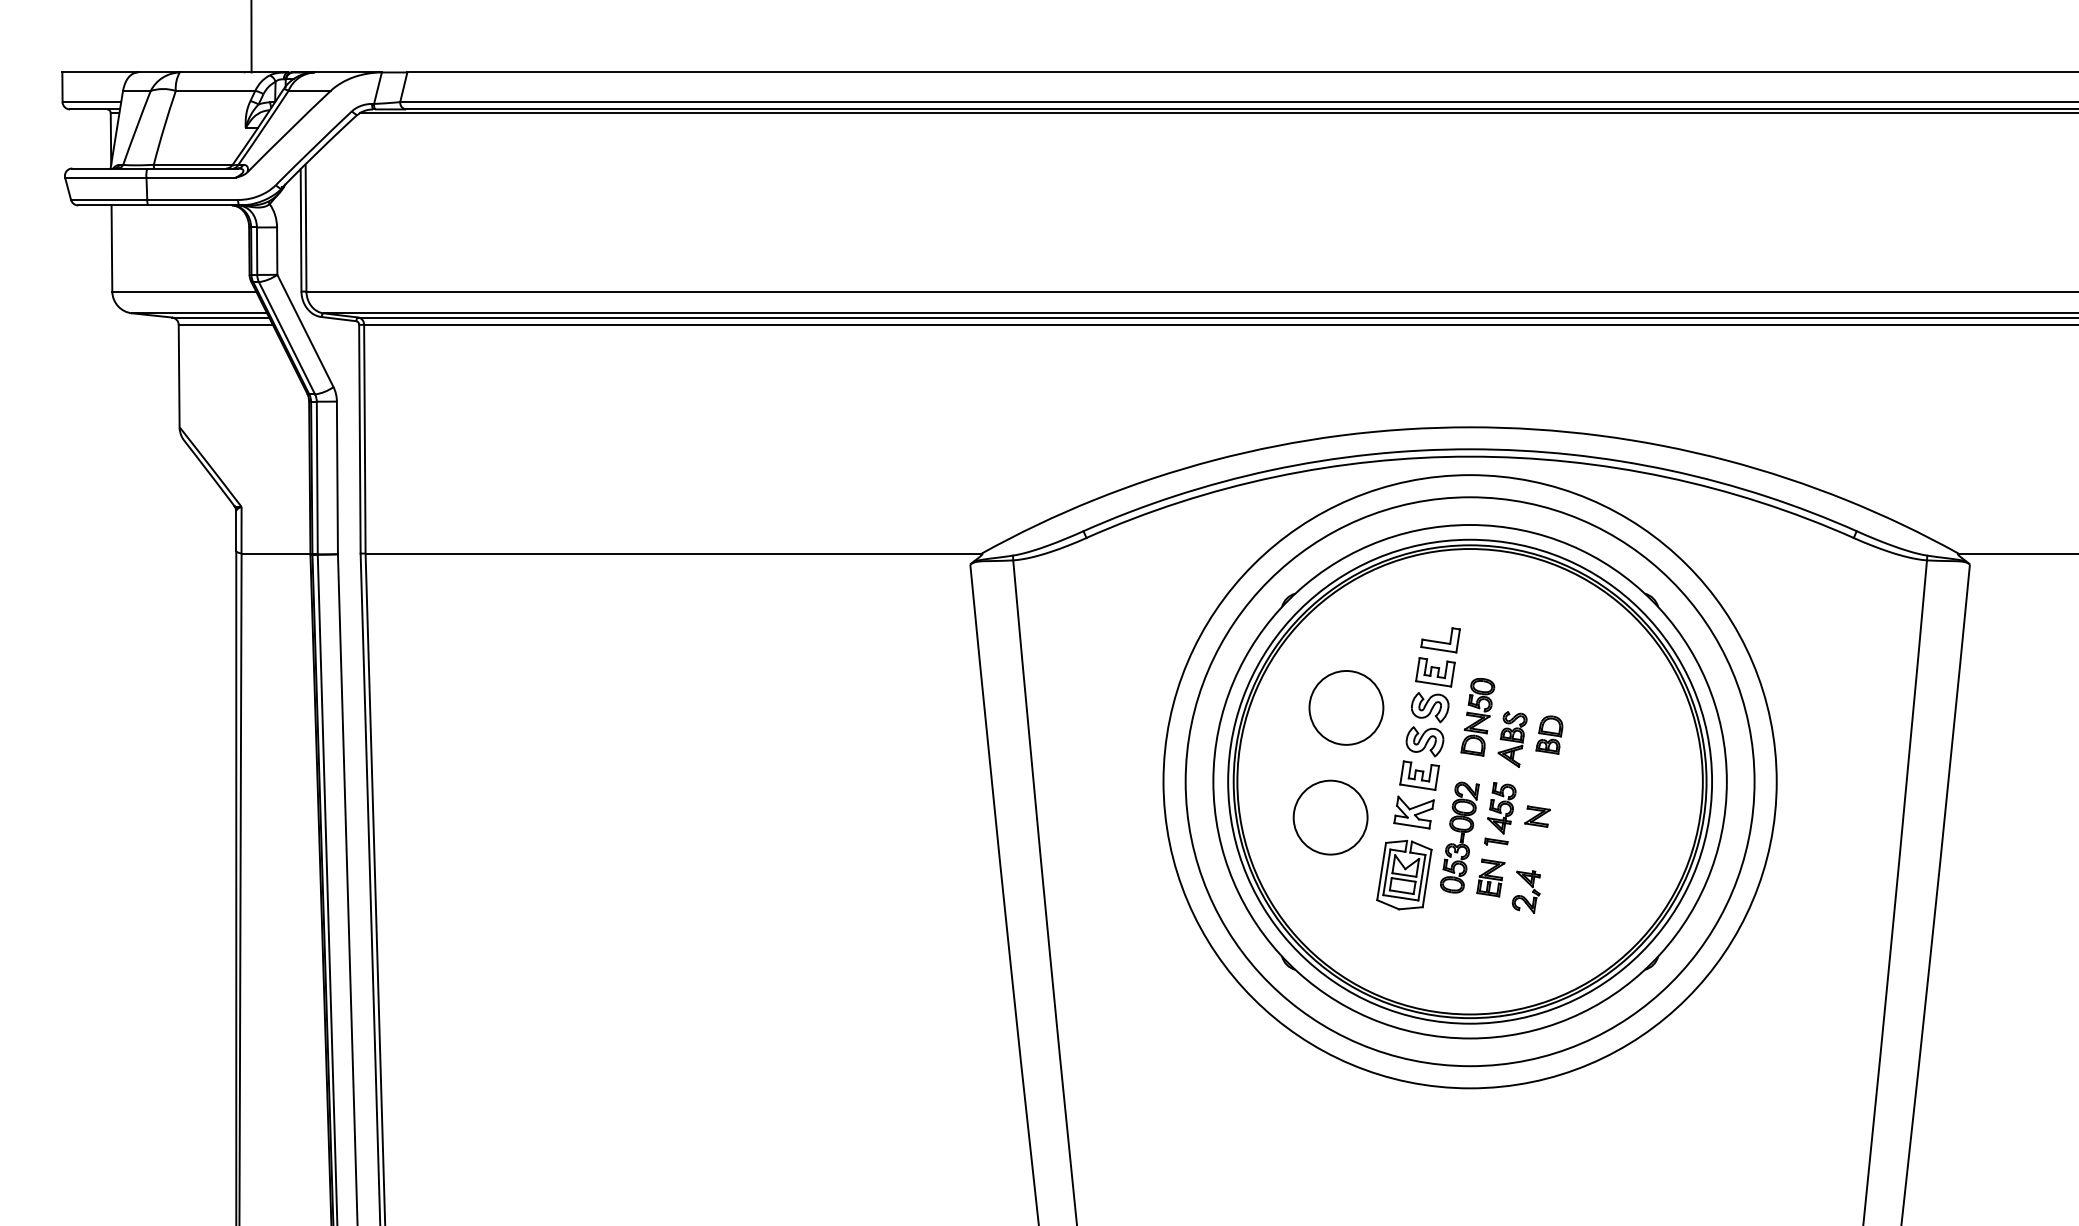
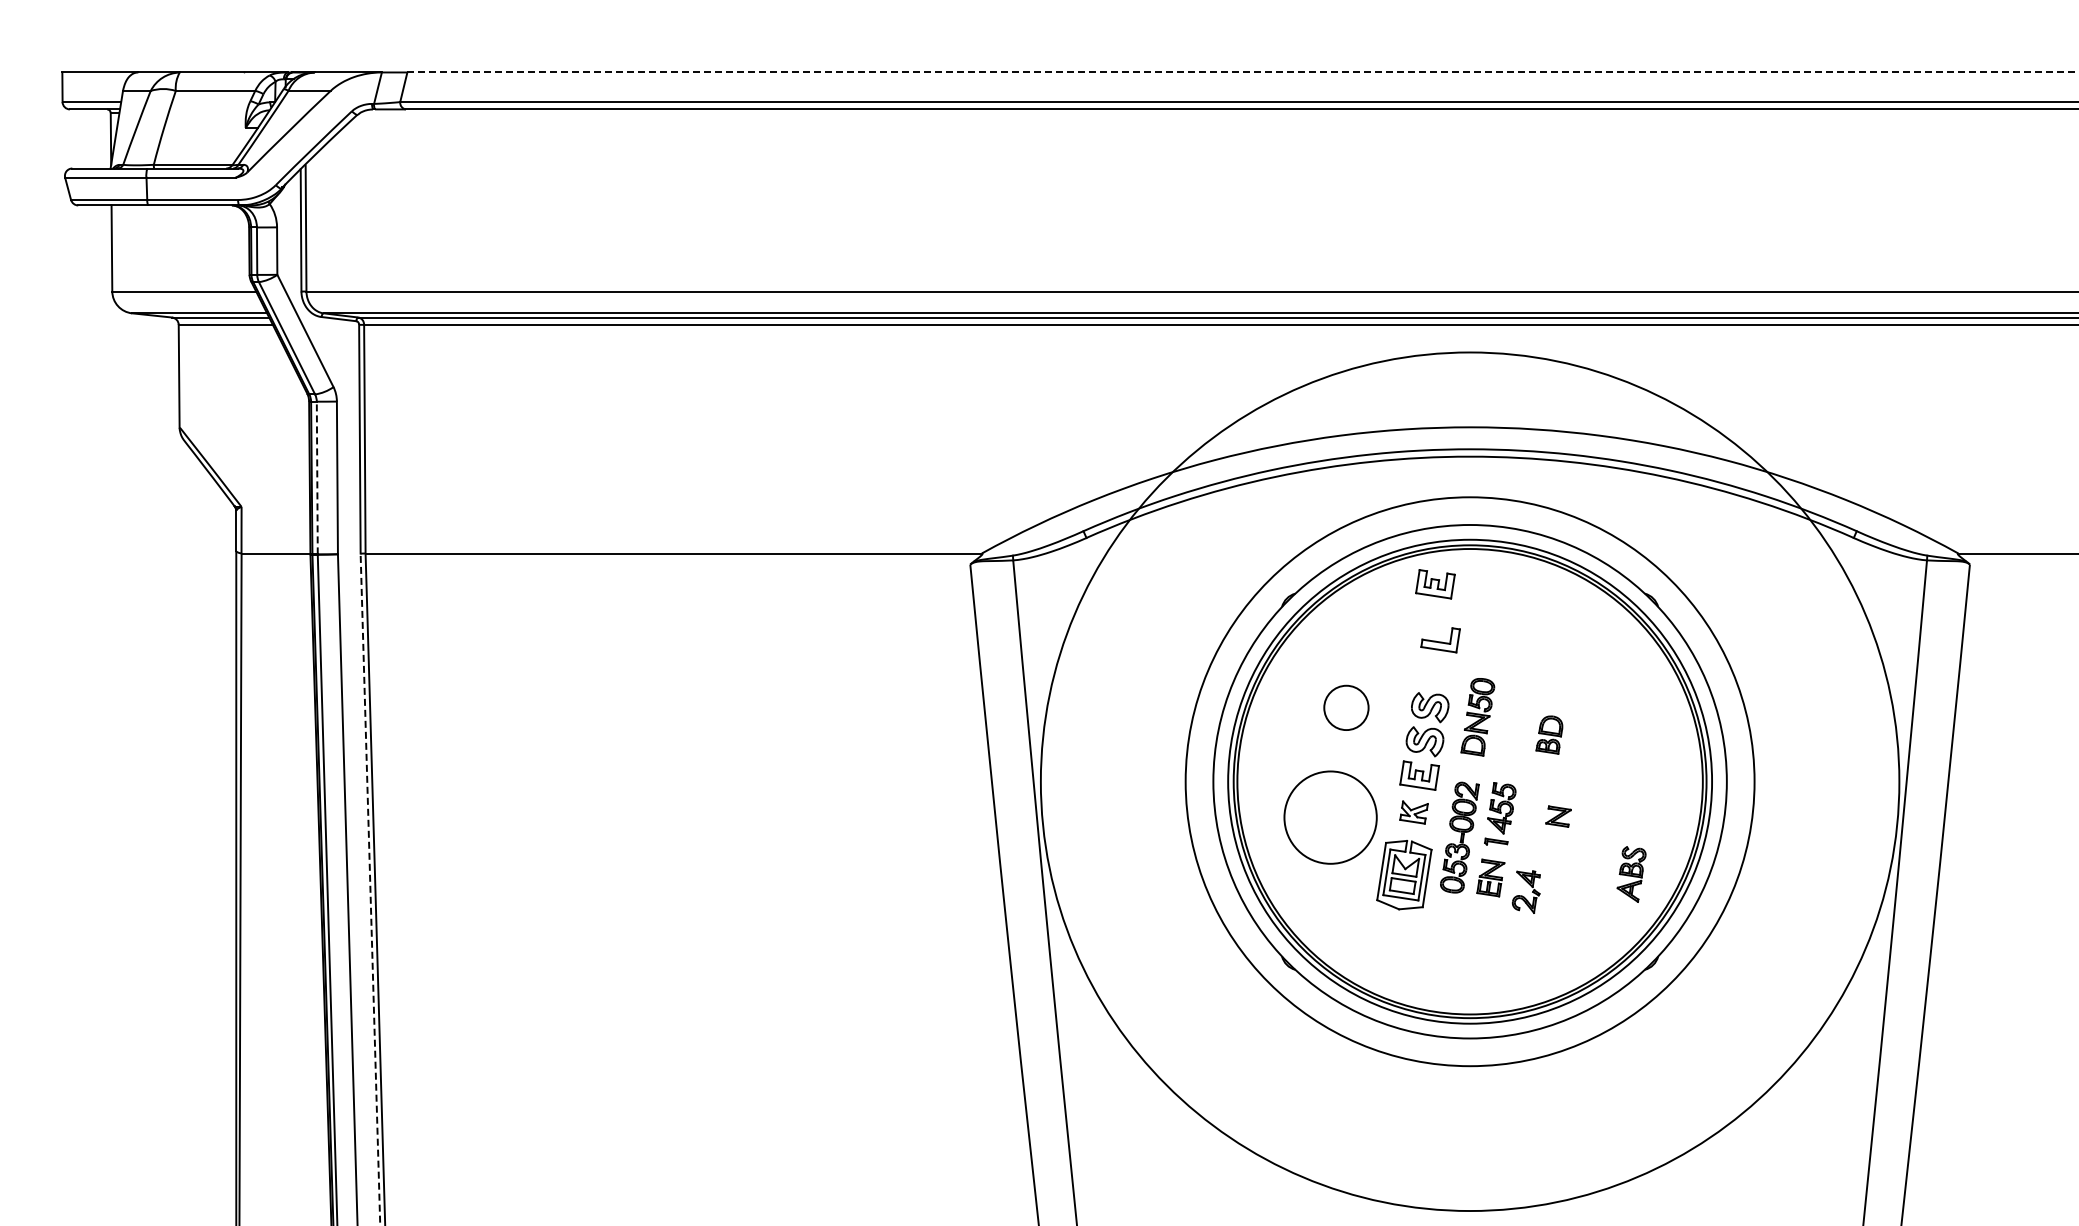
line: present -> none (251, 37)
line: solid -> dashed (1243, 72)
line: present -> none (1217, 113)
line: solid -> dashed (317, 477)
part position: (1435, 672) -> (1435, 584) (1435, 584)
circle diameter: 74 px -> 44 px (1346, 707)
part position: (1512, 739) -> (1631, 874) (1631, 874)
circle diameter: 613 px -> 859 px (1469, 781)
part size: 42x35 px -> 30x25 px (1413, 812)
part position: (1537, 816) -> (1558, 816) (1558, 816)
circle diameter: 74 px -> 92 px (1330, 817)
line: solid -> dashed (370, 889)
